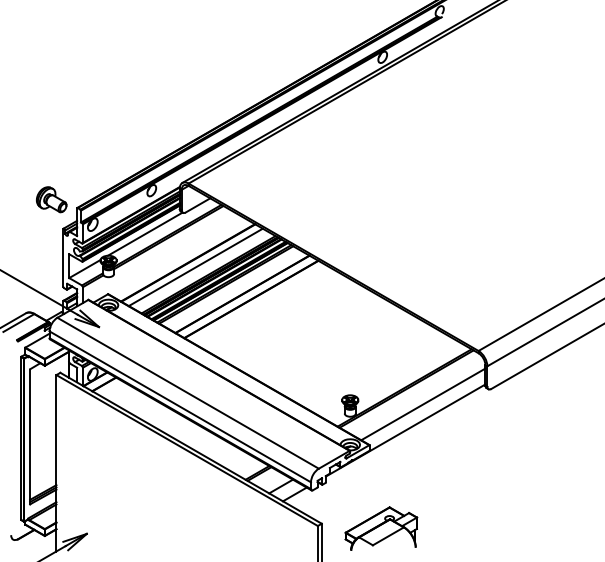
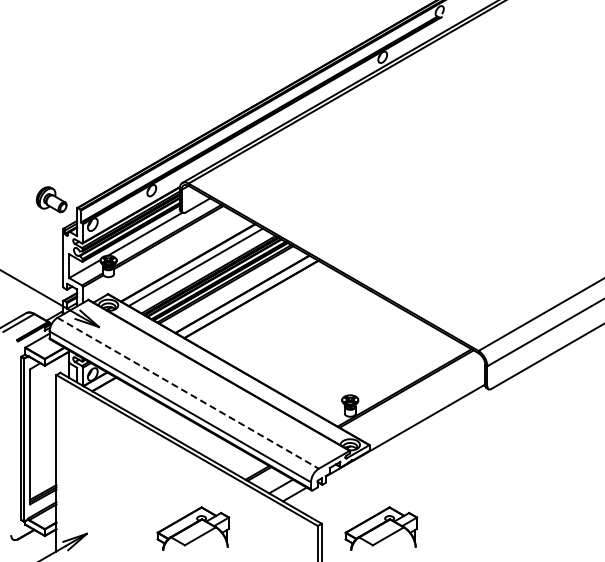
line: solid -> dashed (188, 393)
line: present -> none (423, 404)
part: none -> present (193, 528)
